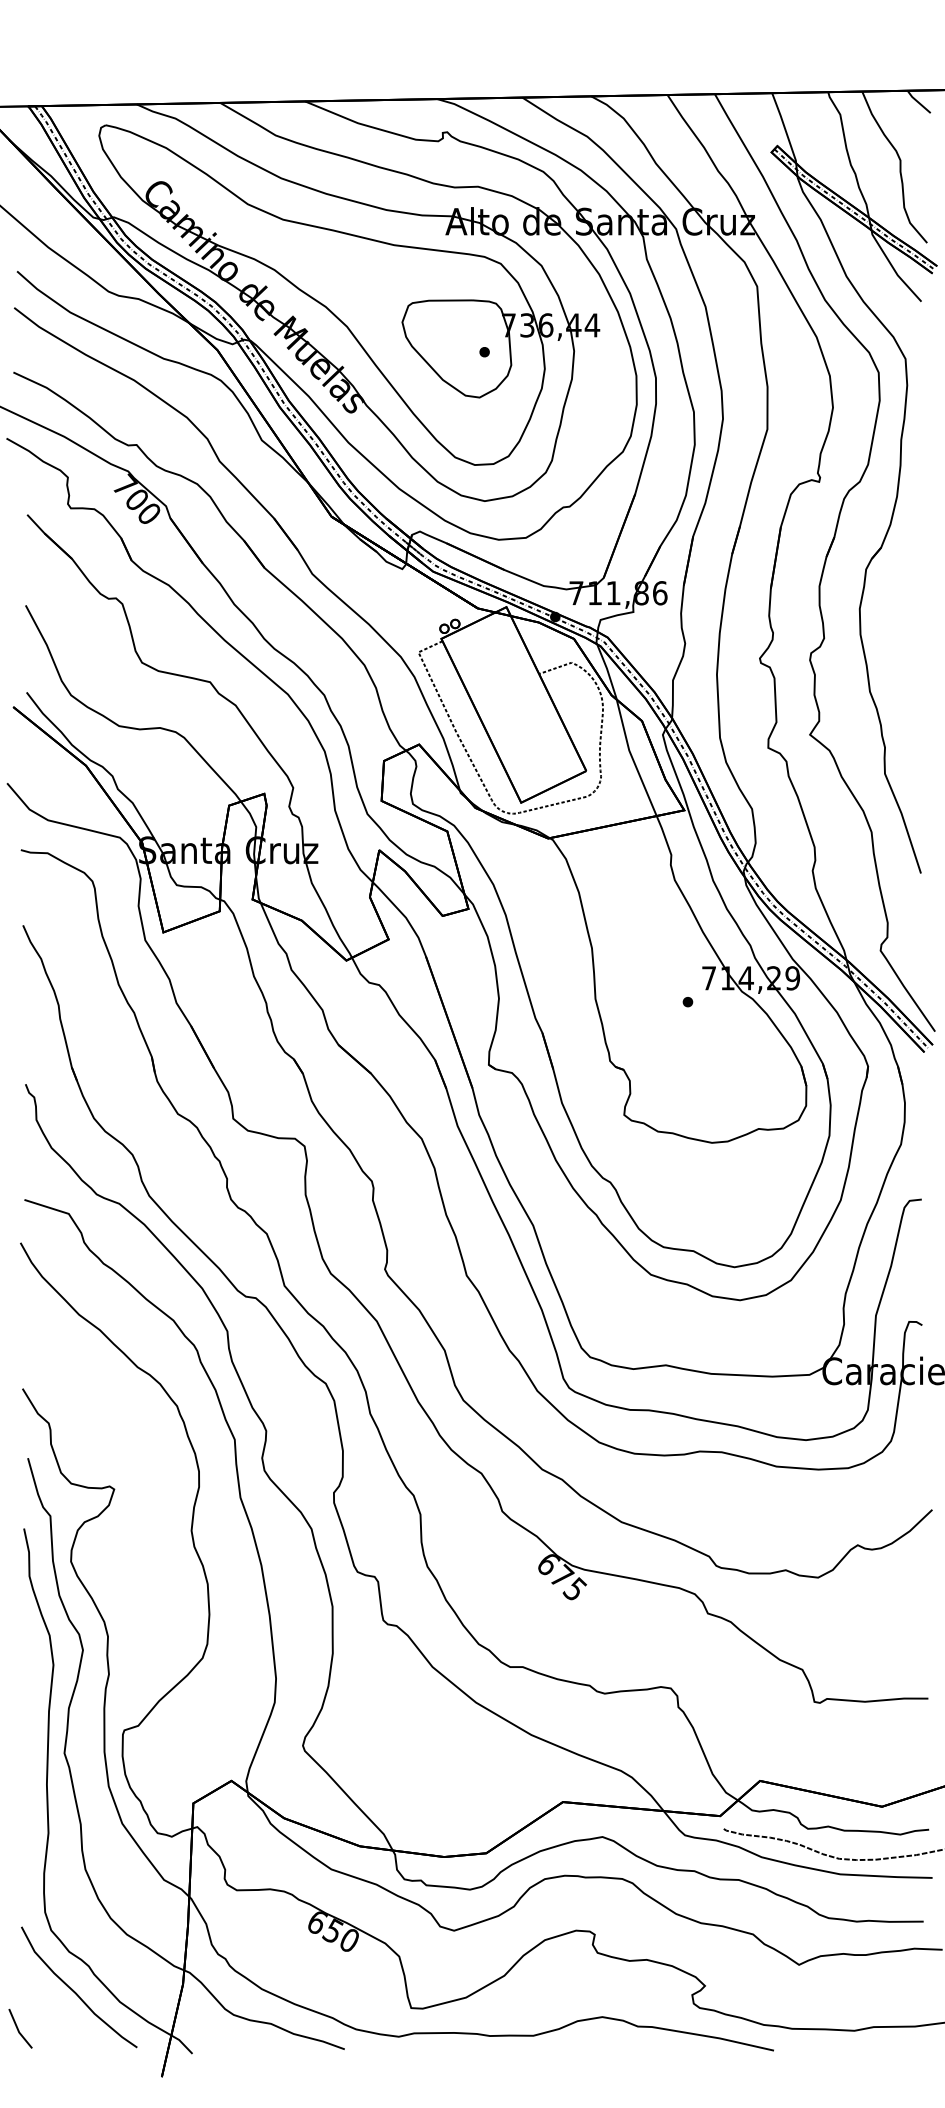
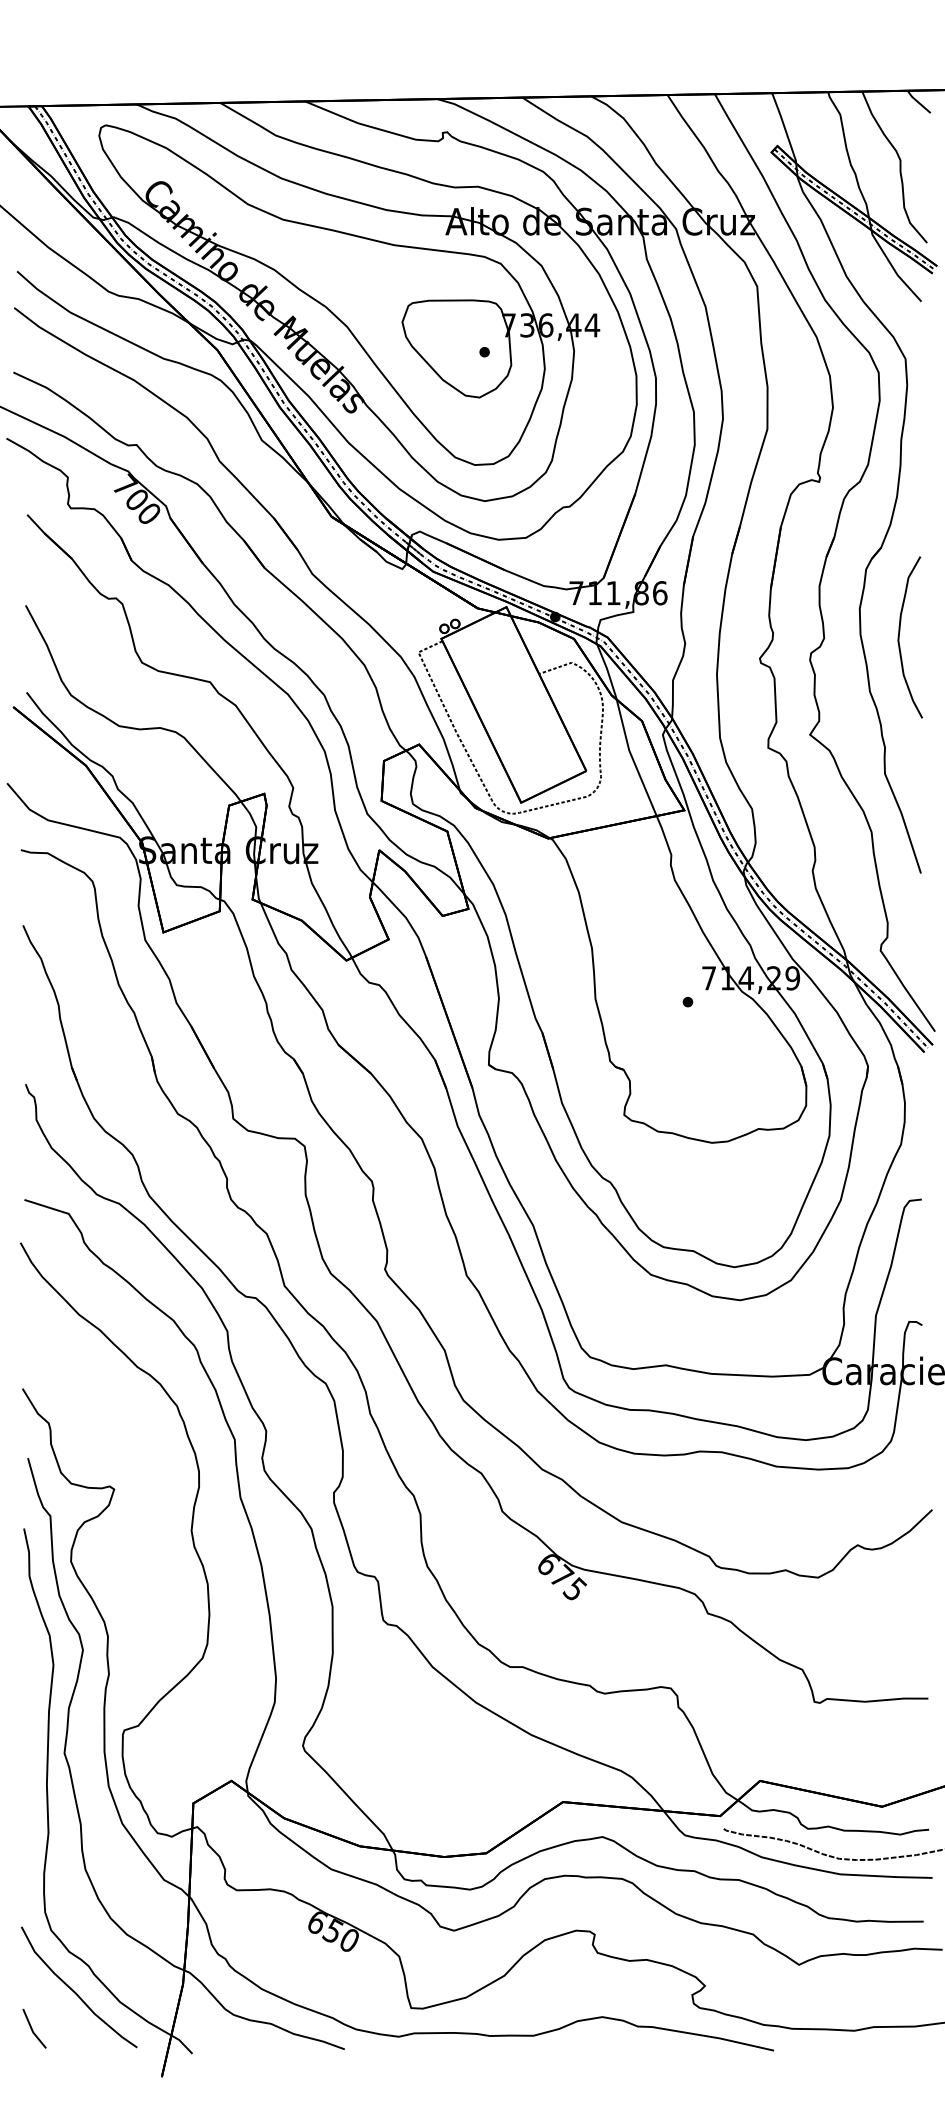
curve: none -> present (899, 637)
line position: (18, 2028) -> (32, 2028) (32, 2028)
